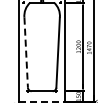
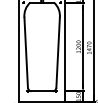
line: dashed -> solid (26, 53)
line: dashed -> solid (42, 102)
